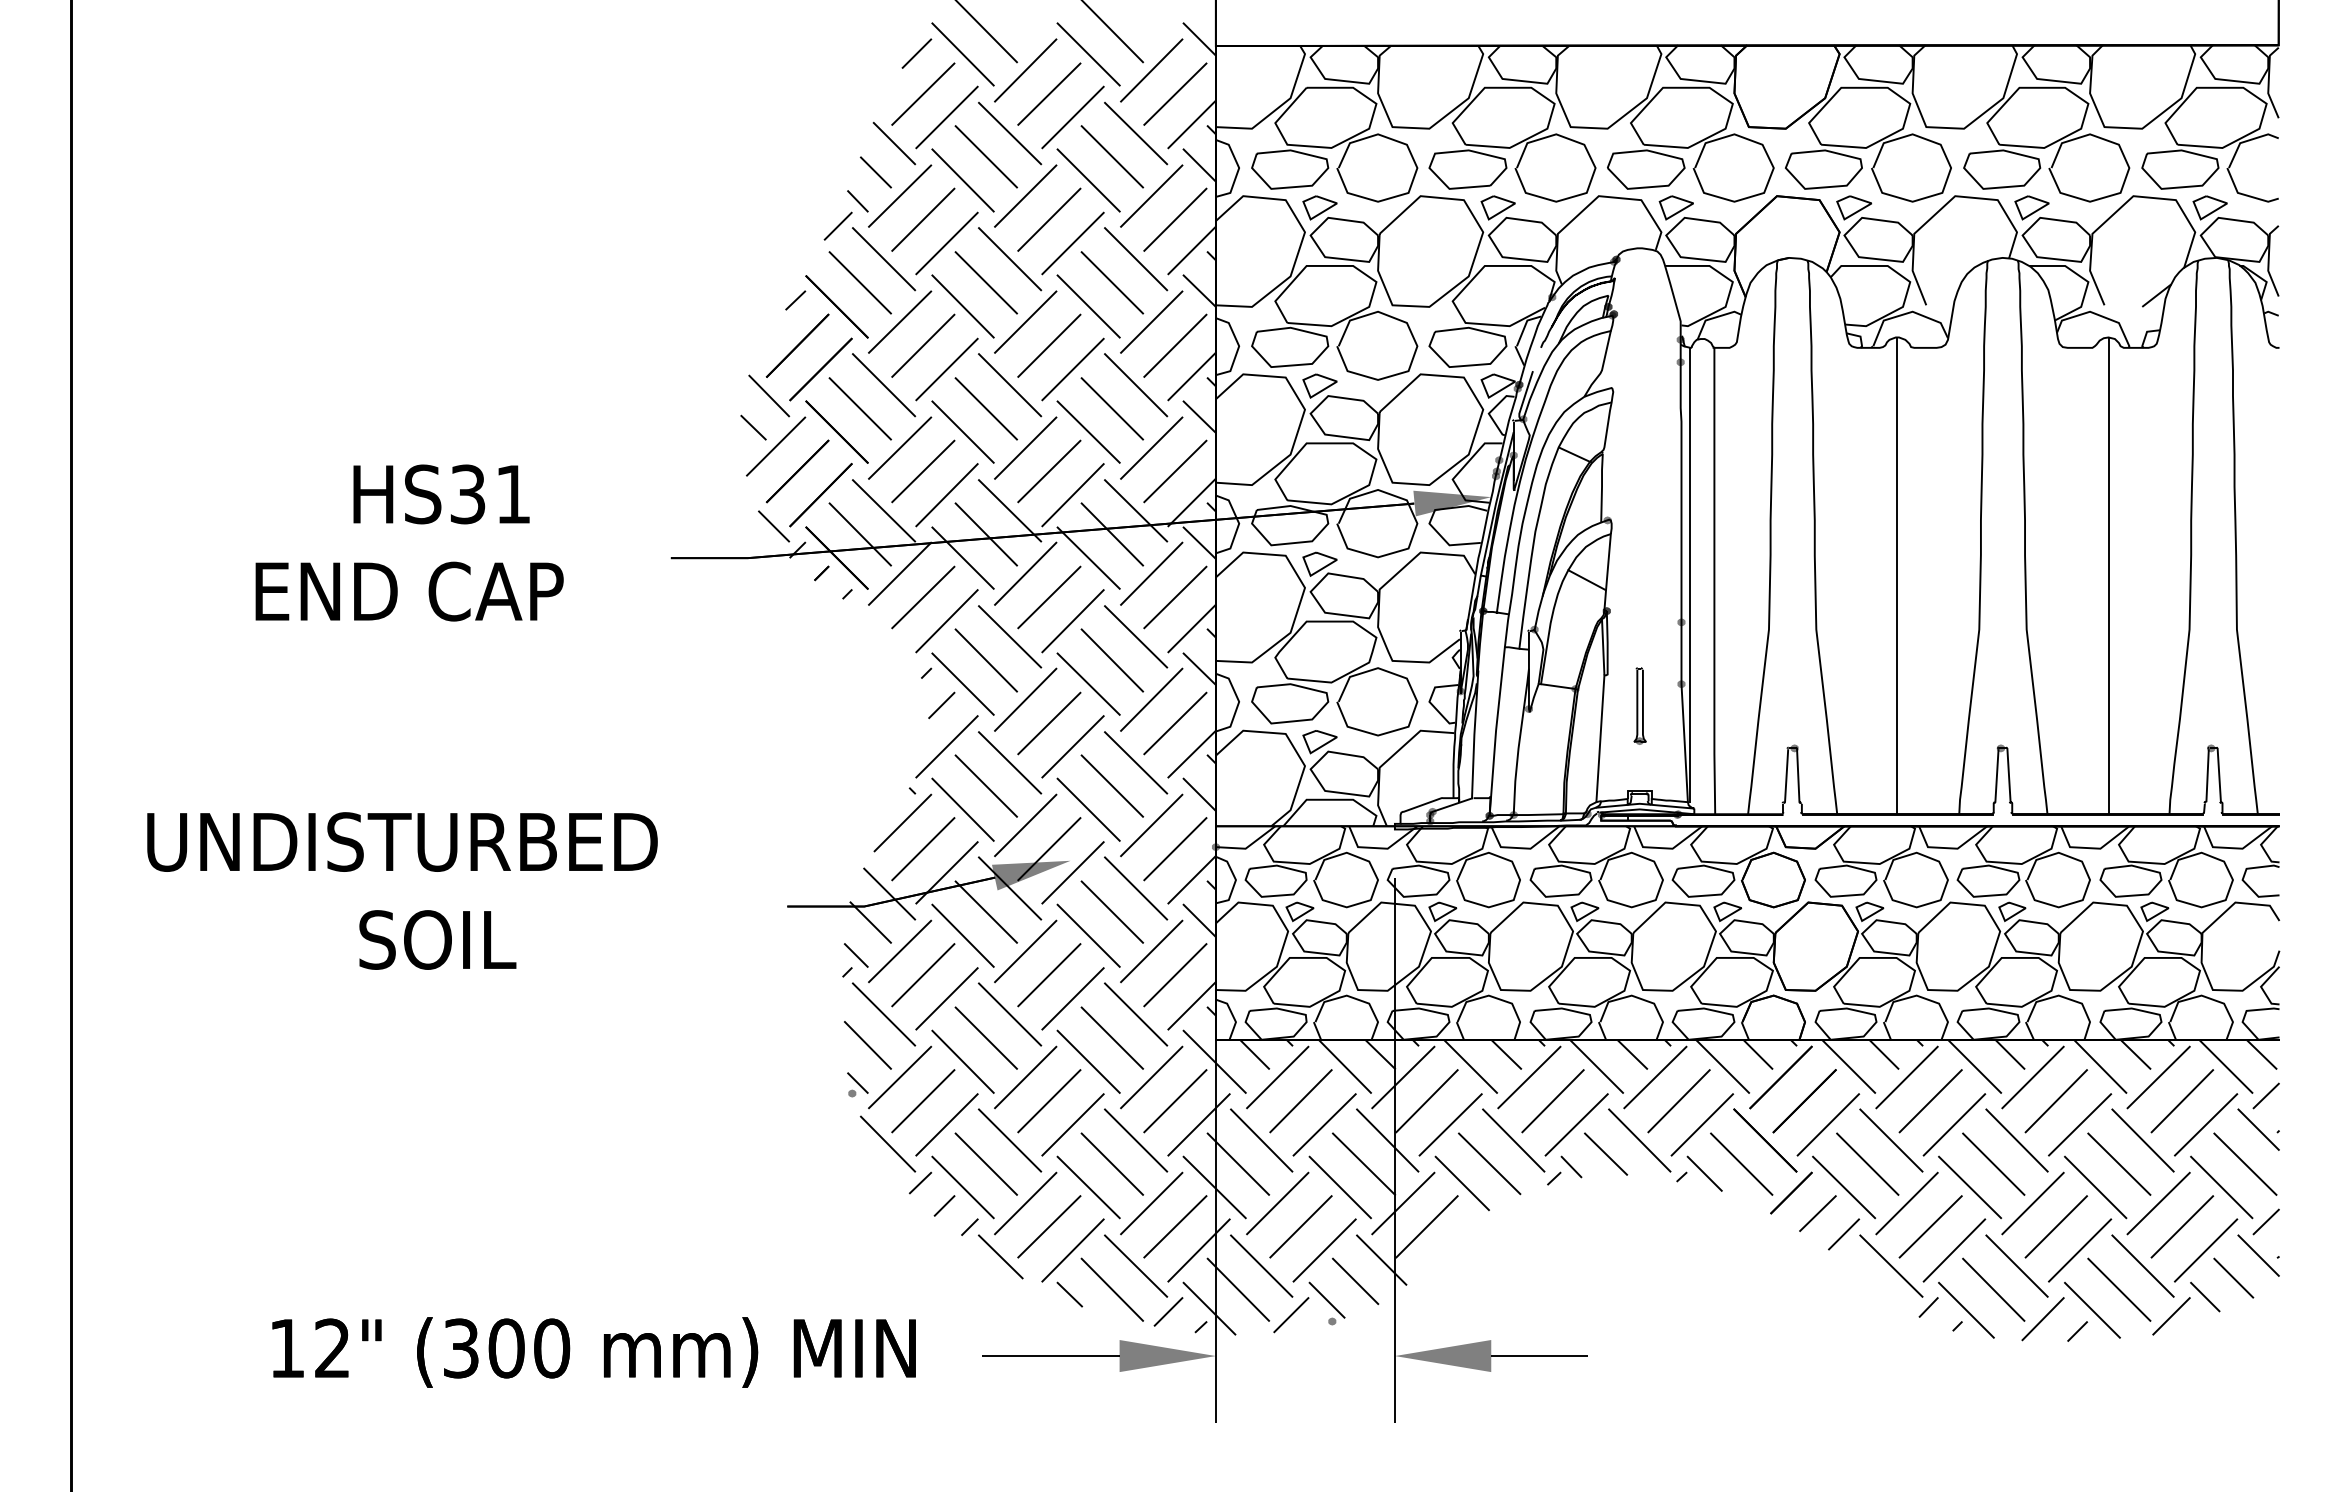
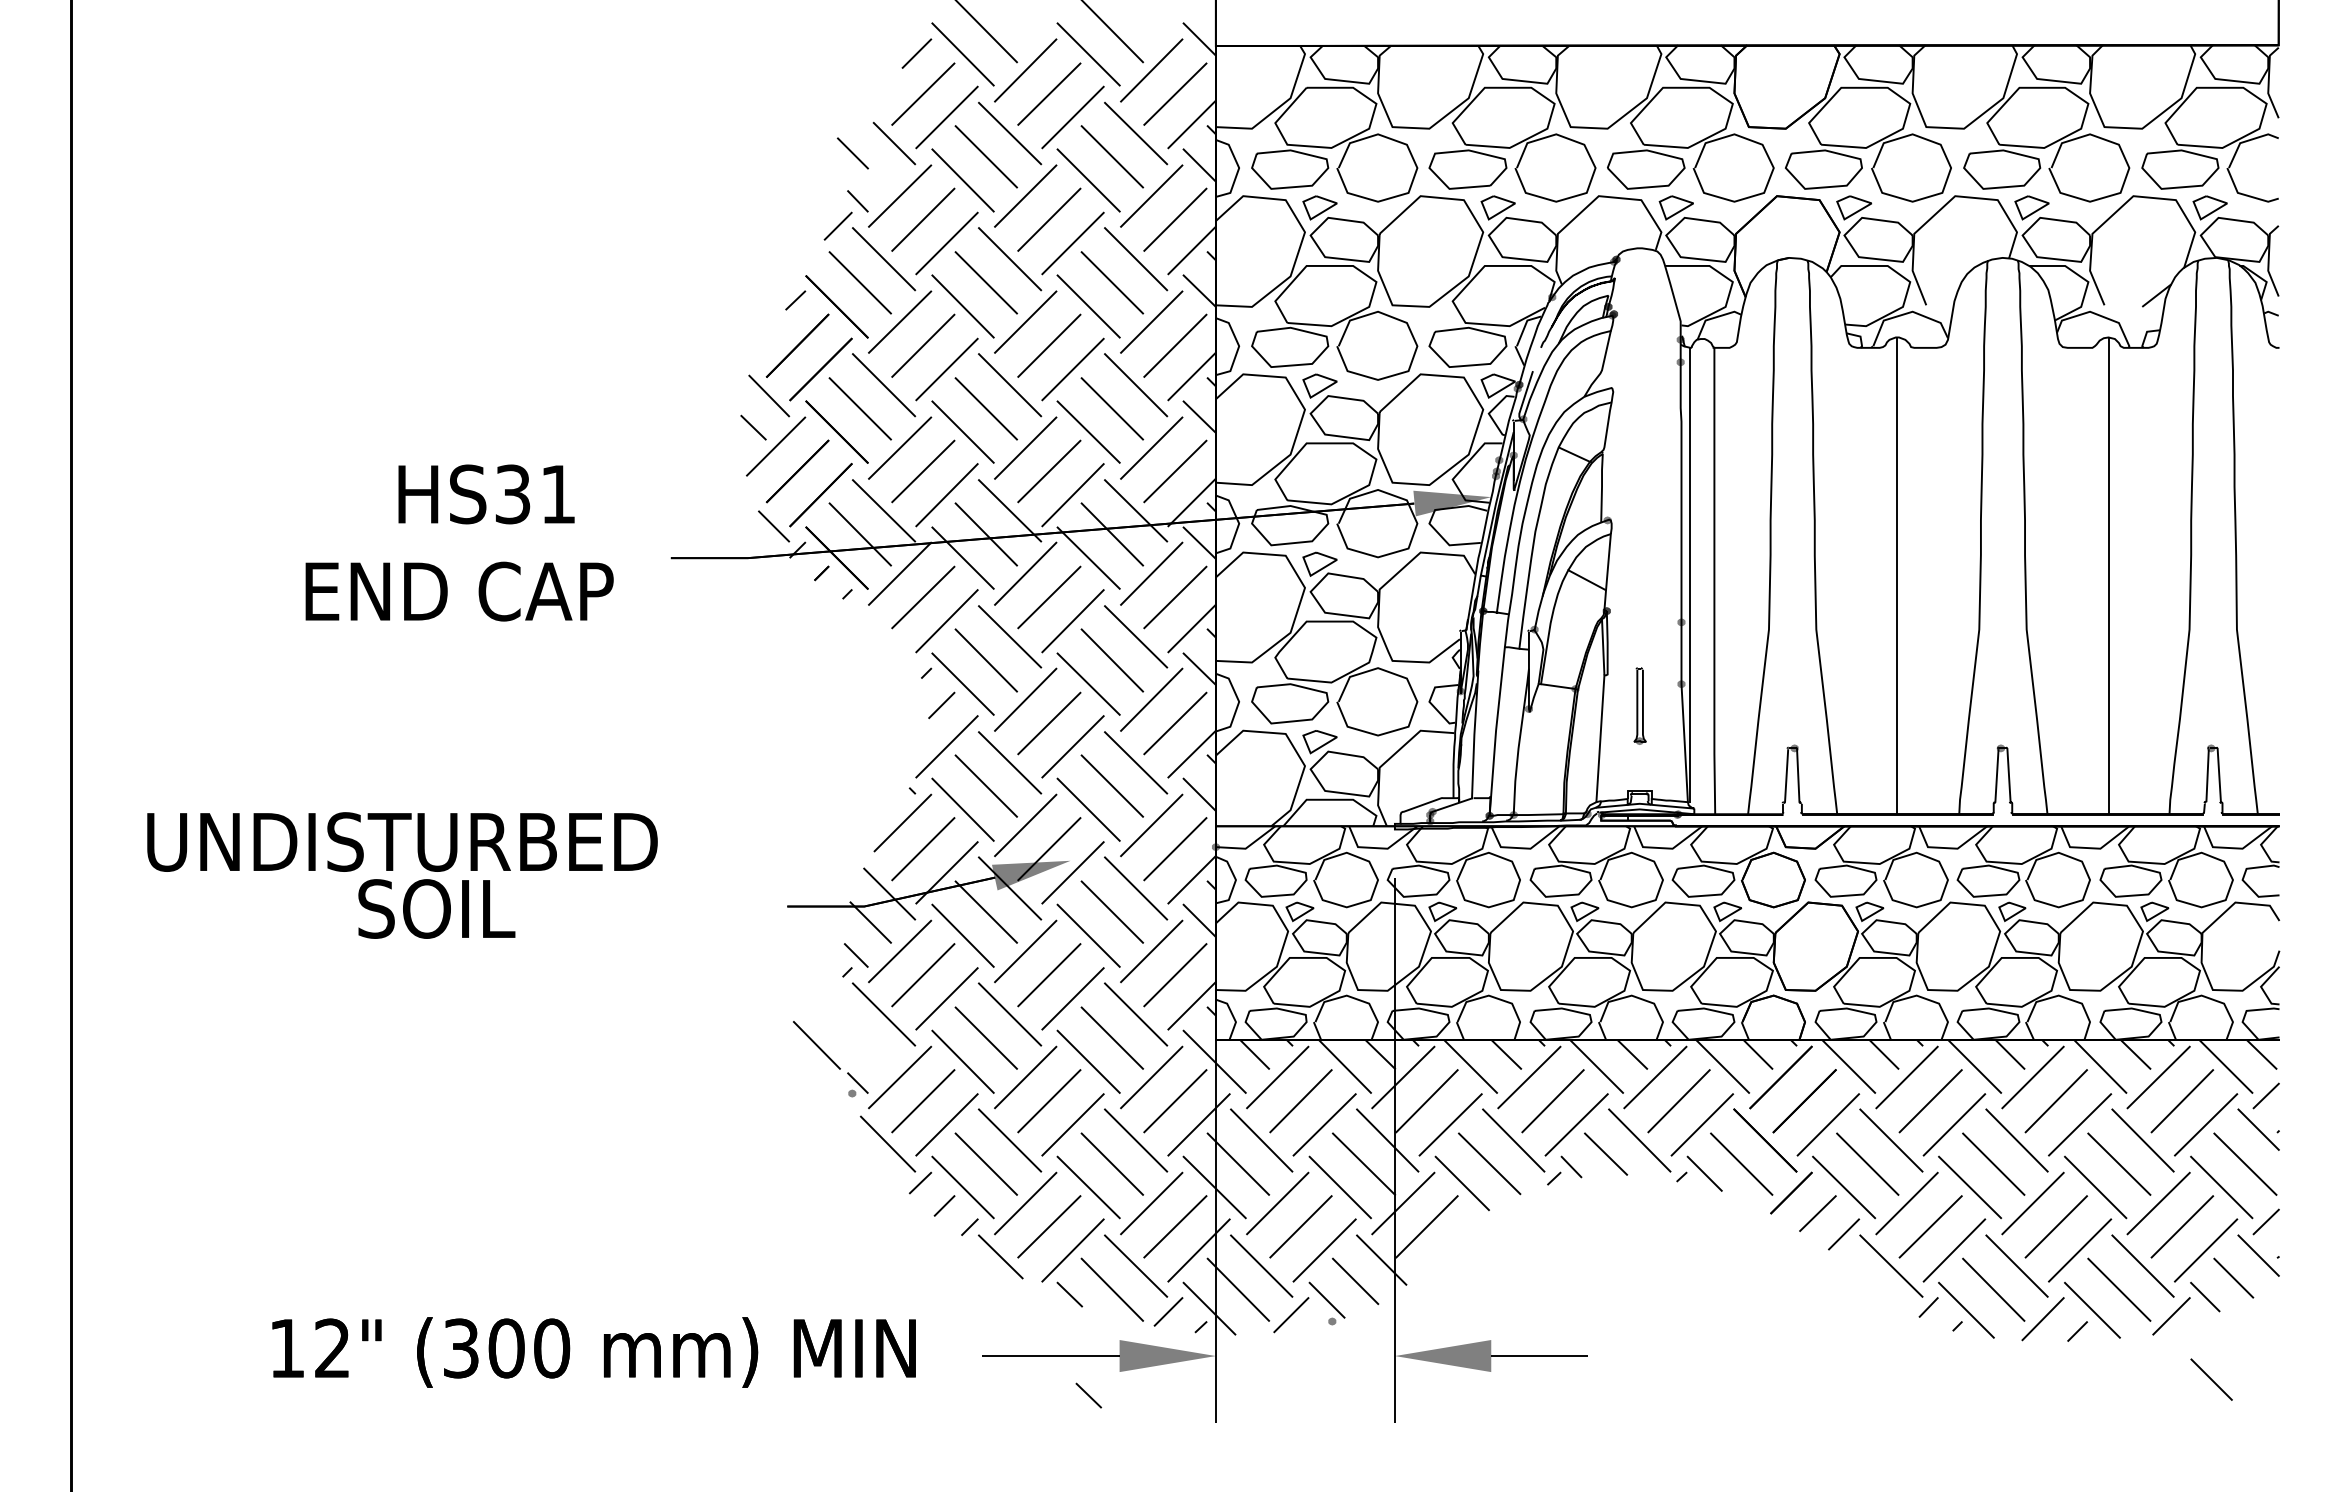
line position: (875, 172) -> (852, 153) (852, 153)
text position: (441, 494) -> (486, 494) (486, 494)
text position: (409, 591) -> (459, 591) (459, 591)
text position: (437, 939) -> (436, 908) (436, 908)
line position: (867, 1045) -> (816, 1045) (816, 1045)
line: none -> present (2211, 1379)
line: none -> present (1088, 1395)
